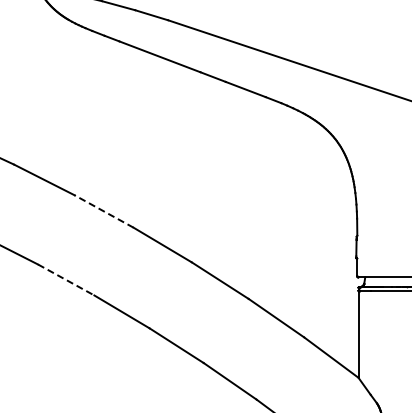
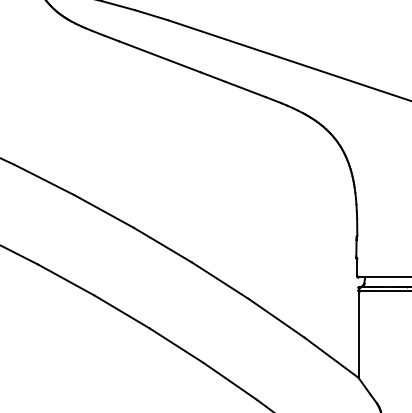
line: dashed -> solid (104, 211)
line: dashed -> solid (66, 280)
